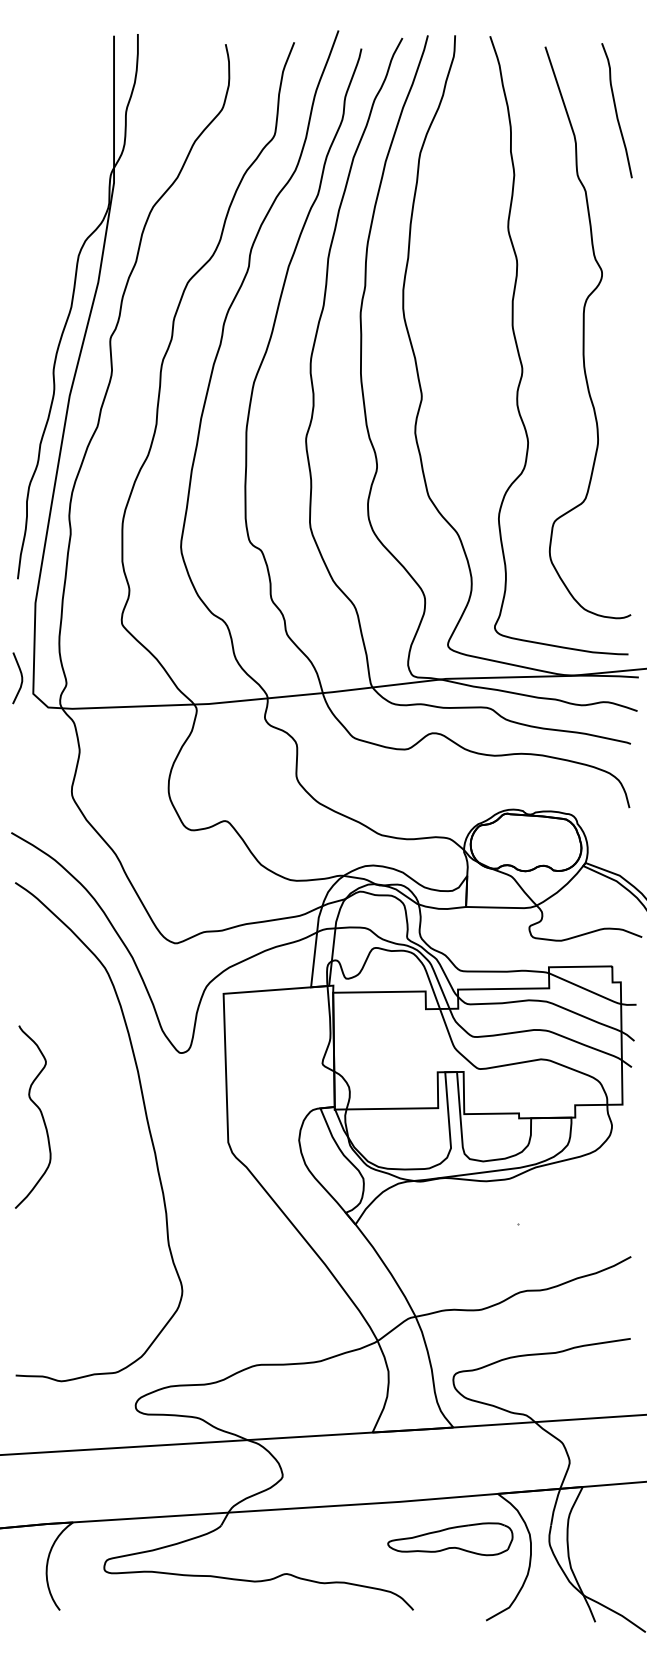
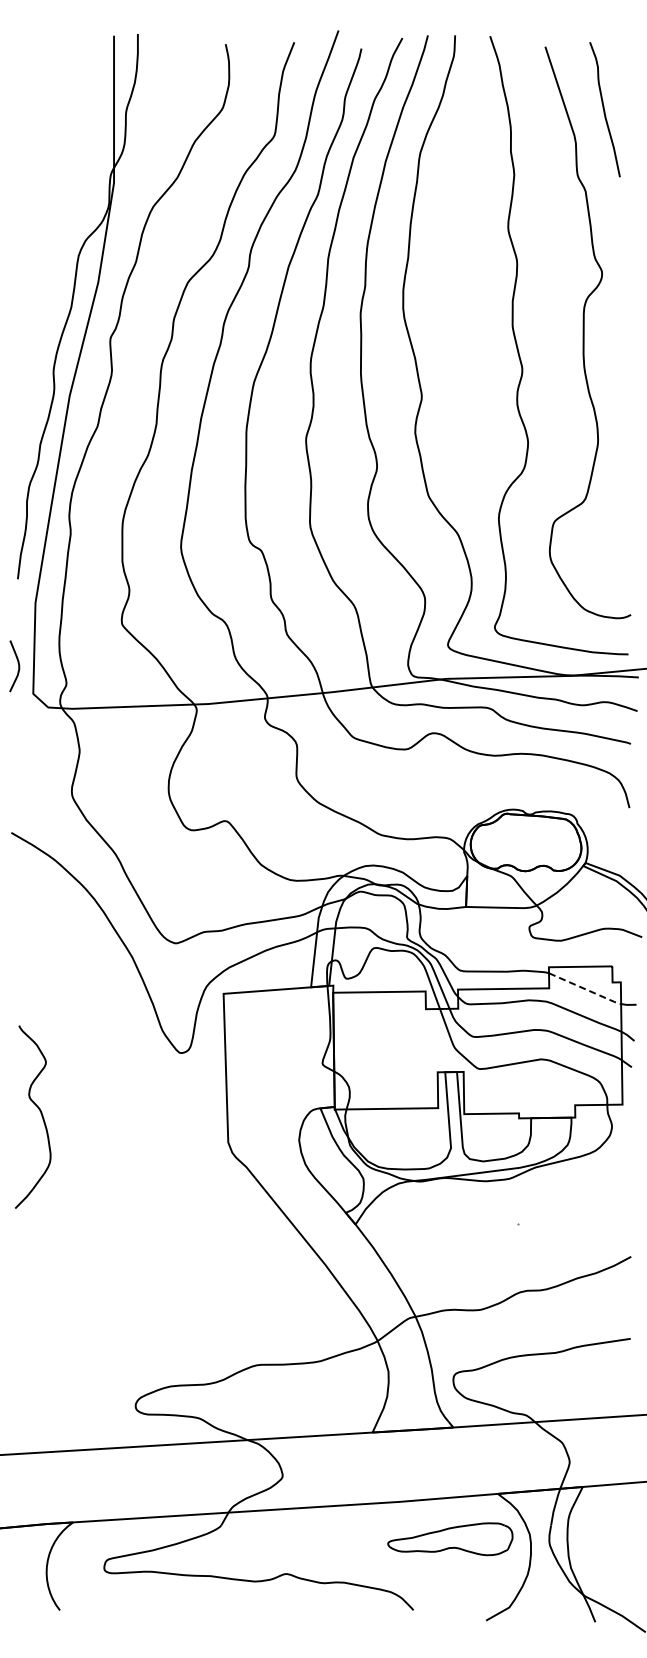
curve position: (616, 110) -> (604, 109) (604, 109)
curve position: (21, 678) -> (18, 666) (18, 666)
line: solid -> dashed (586, 989)
curve: present -> none (146, 1121)
